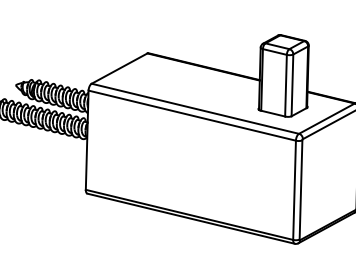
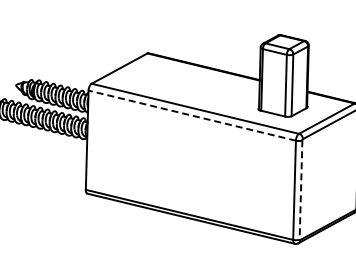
line: solid -> dashed (192, 115)
line: solid -> dashed (301, 189)
